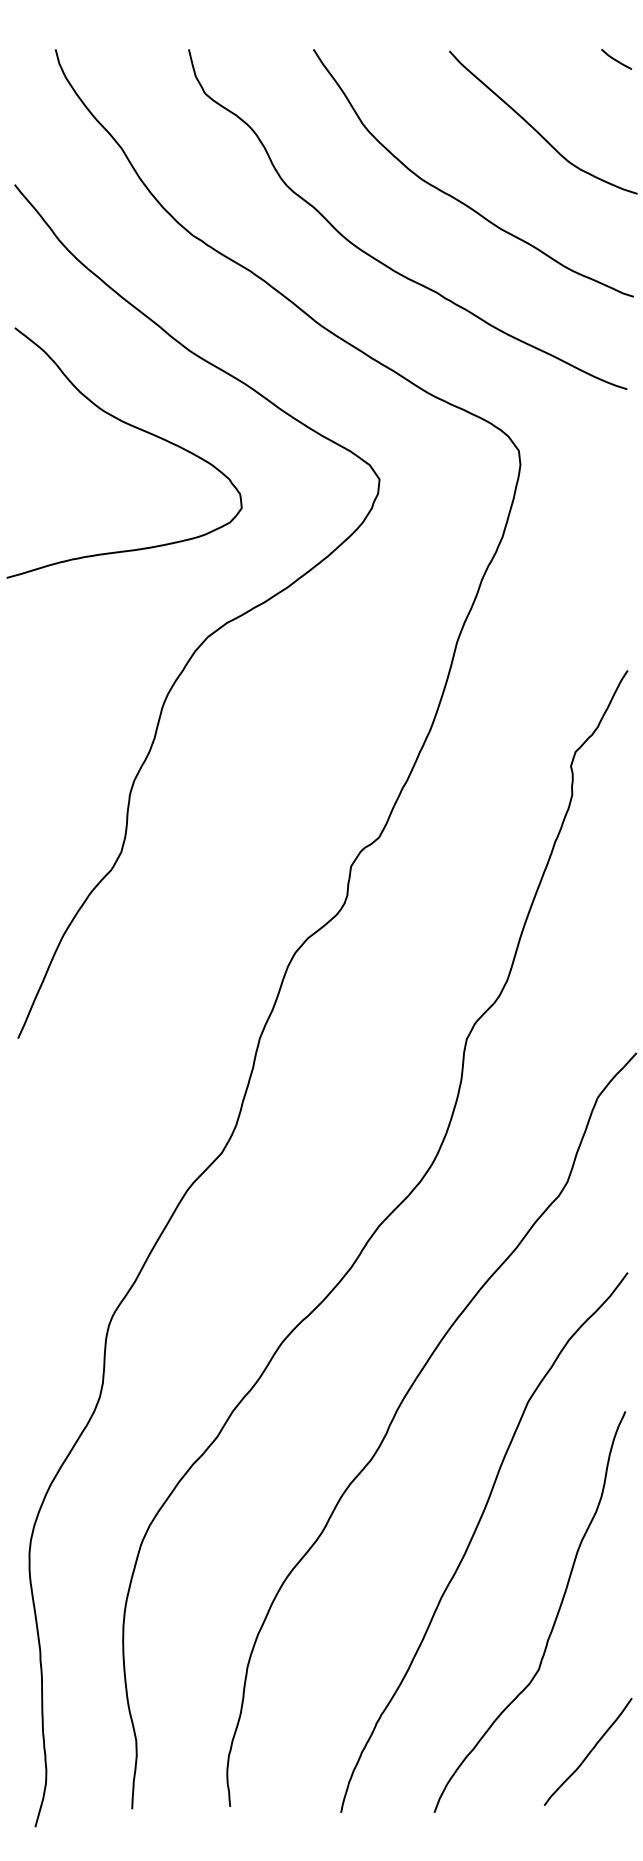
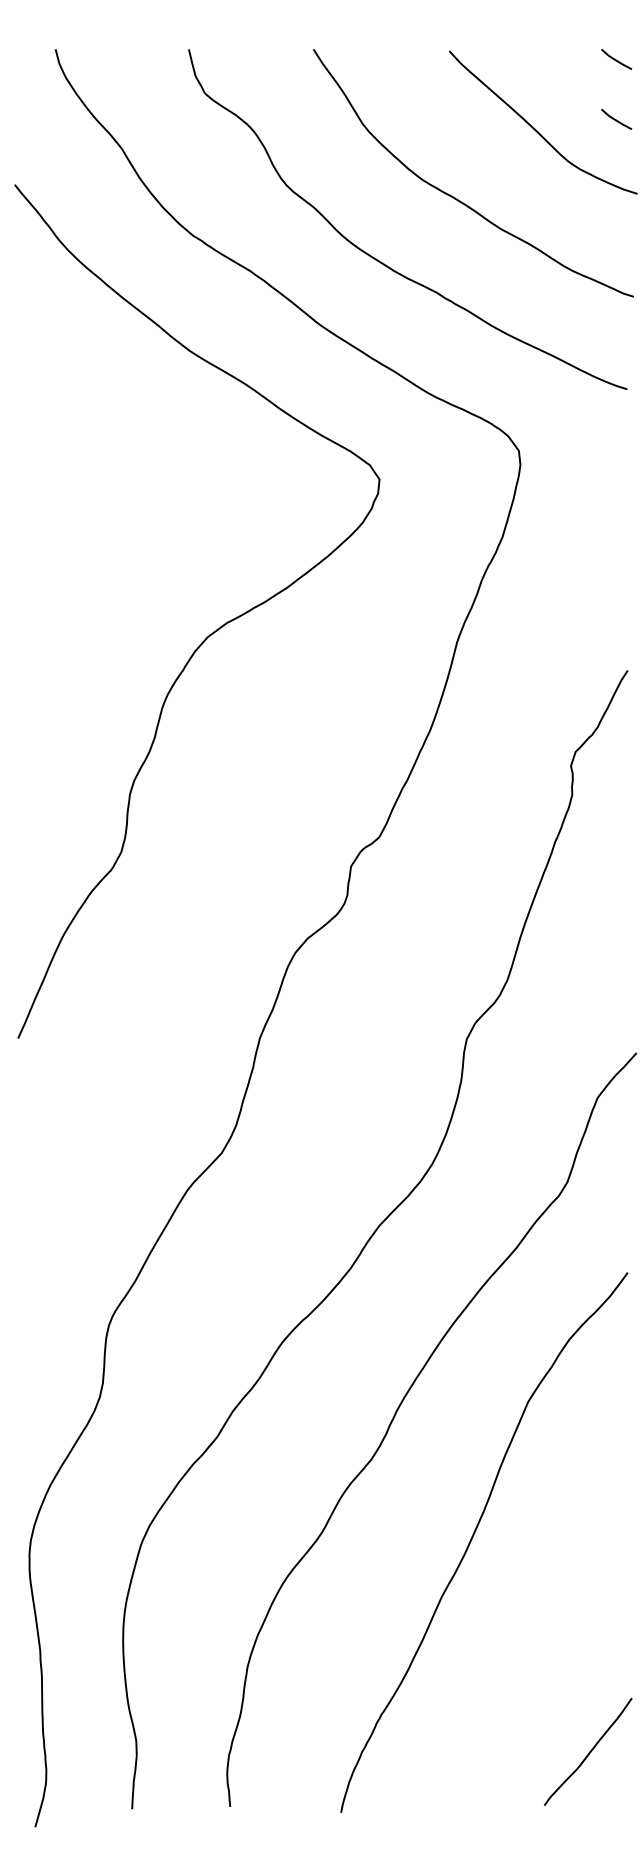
line: none -> present (616, 119)
curve: present -> none (135, 428)
curve: present -> none (553, 1622)
